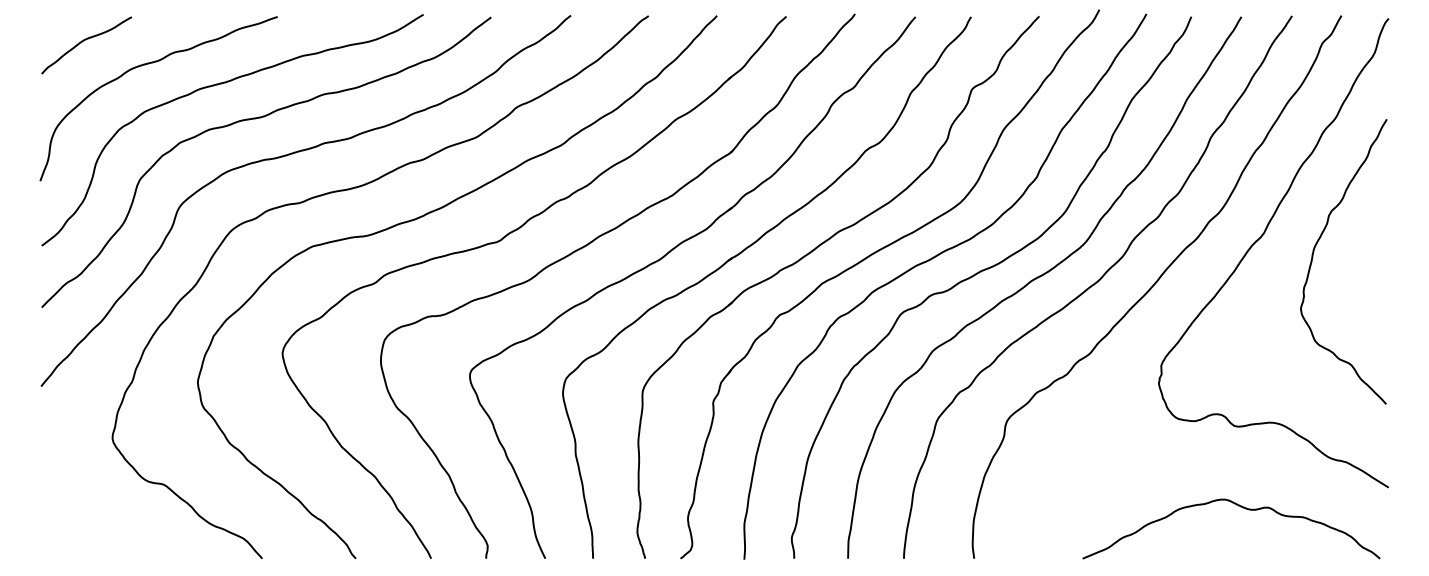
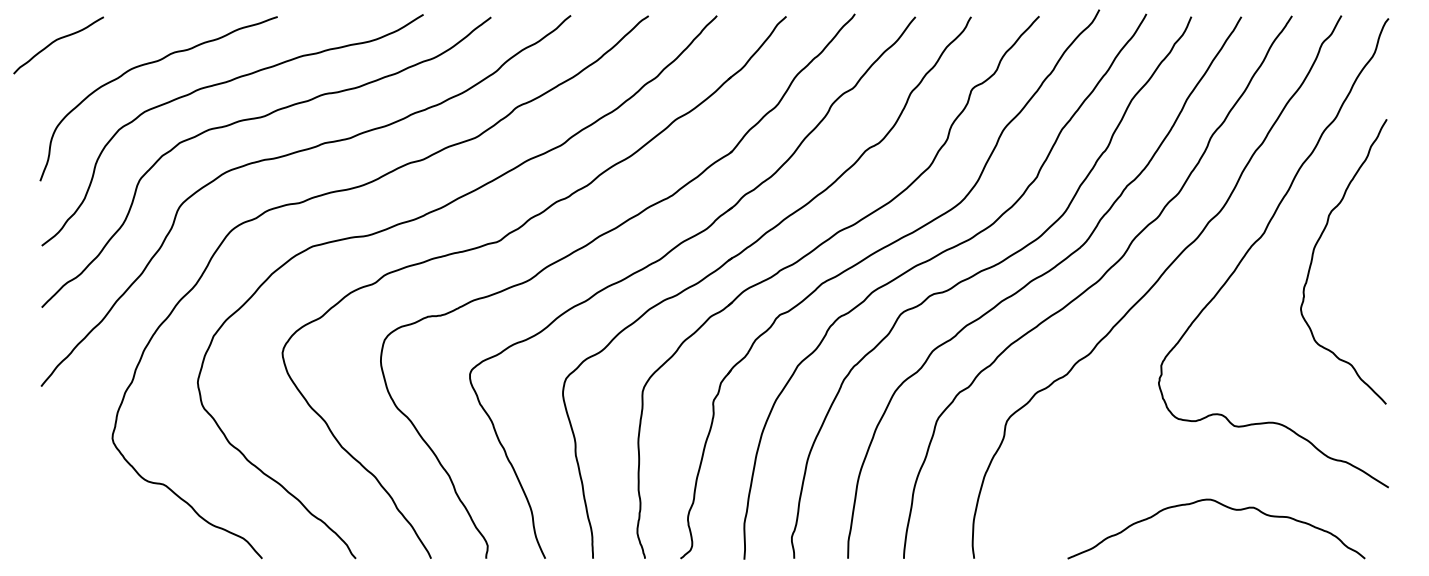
curve position: (84, 41) -> (56, 41) (56, 41)
curve position: (1240, 507) -> (1225, 507) (1225, 507)
